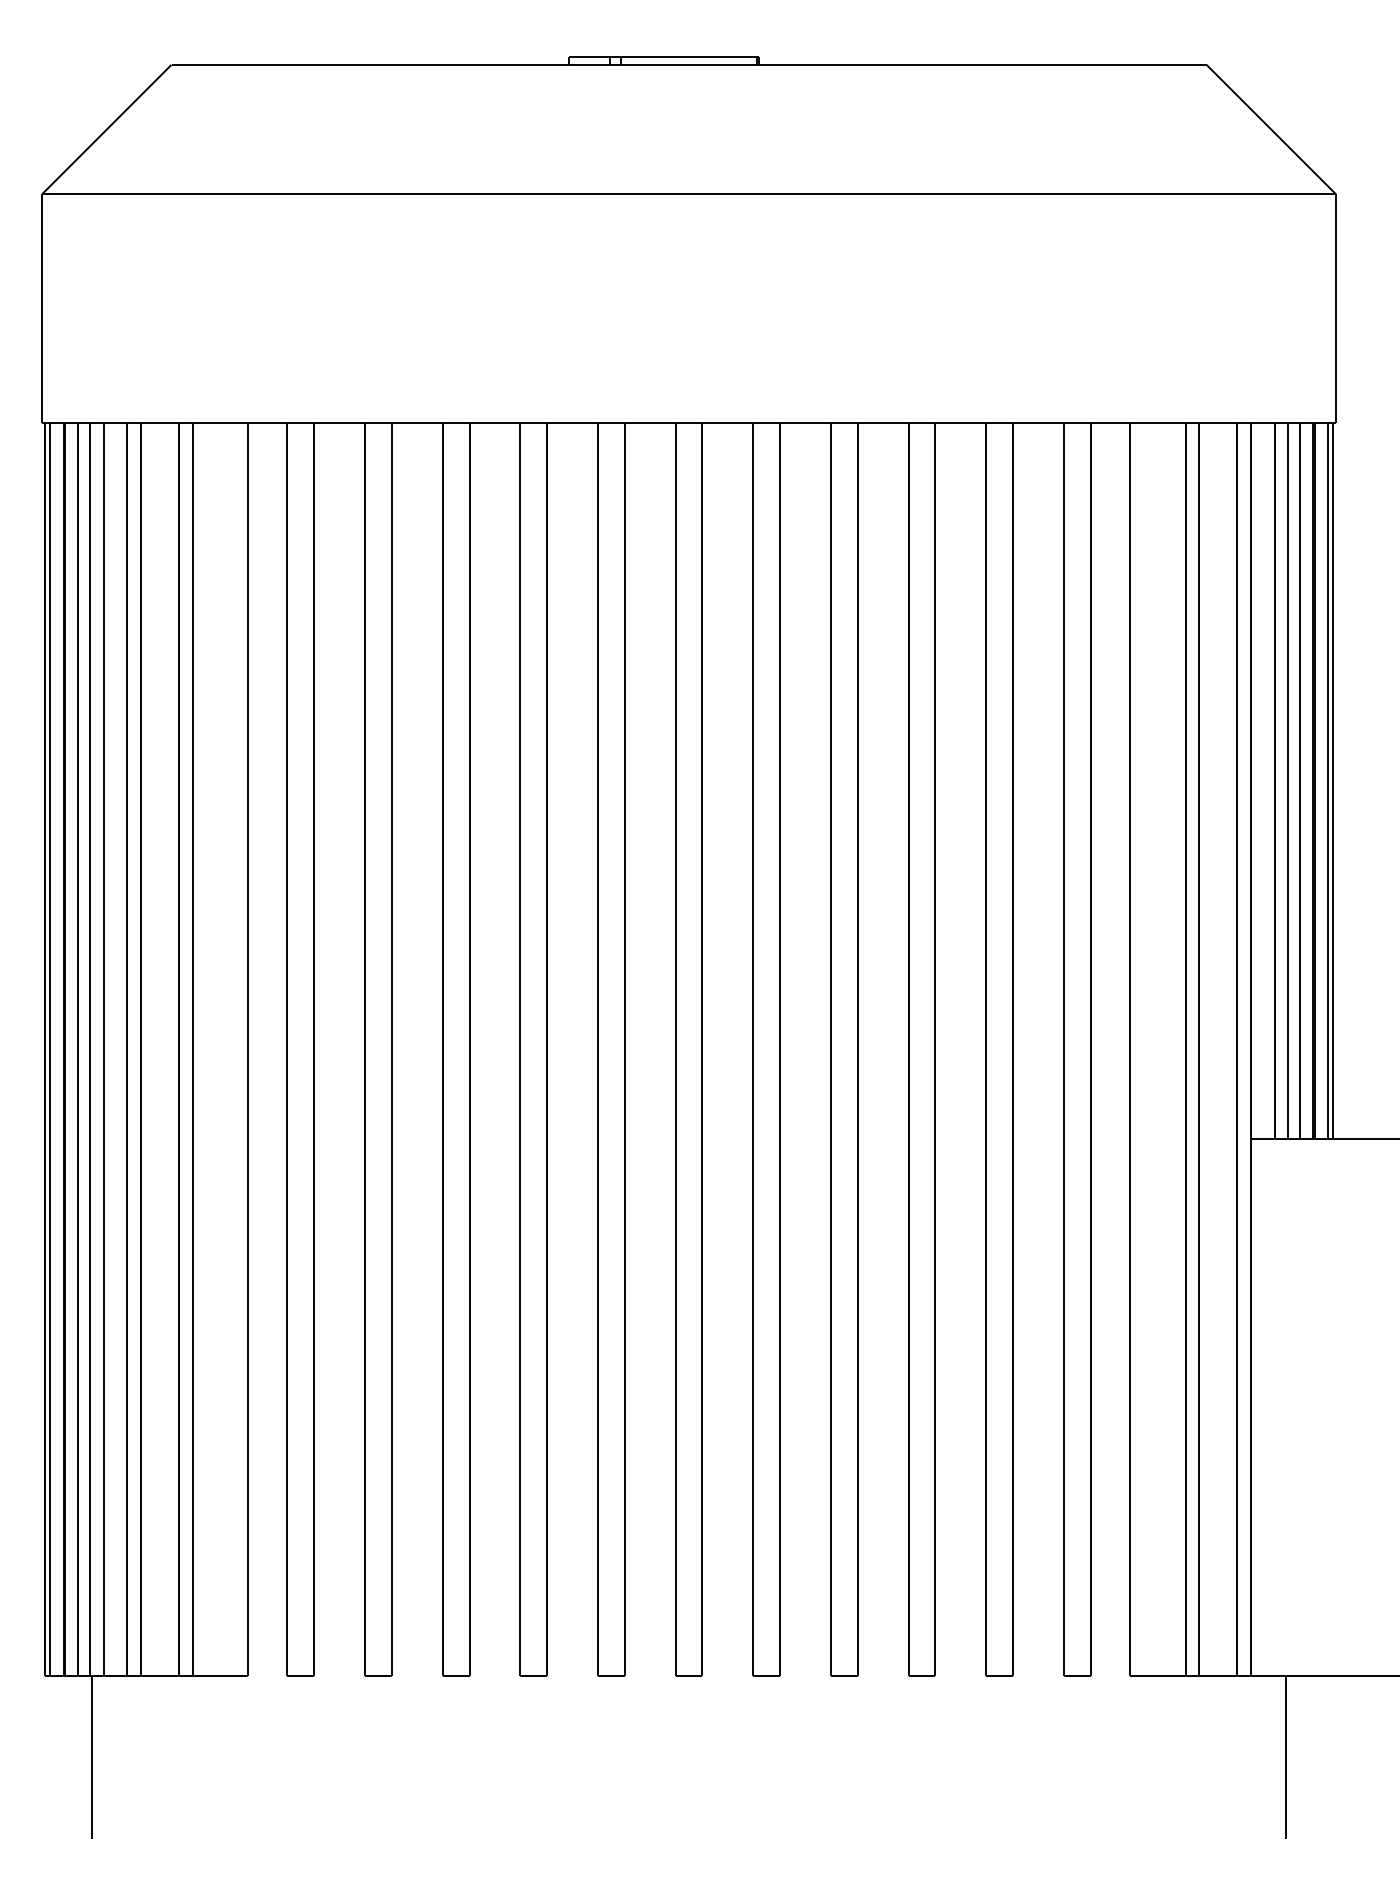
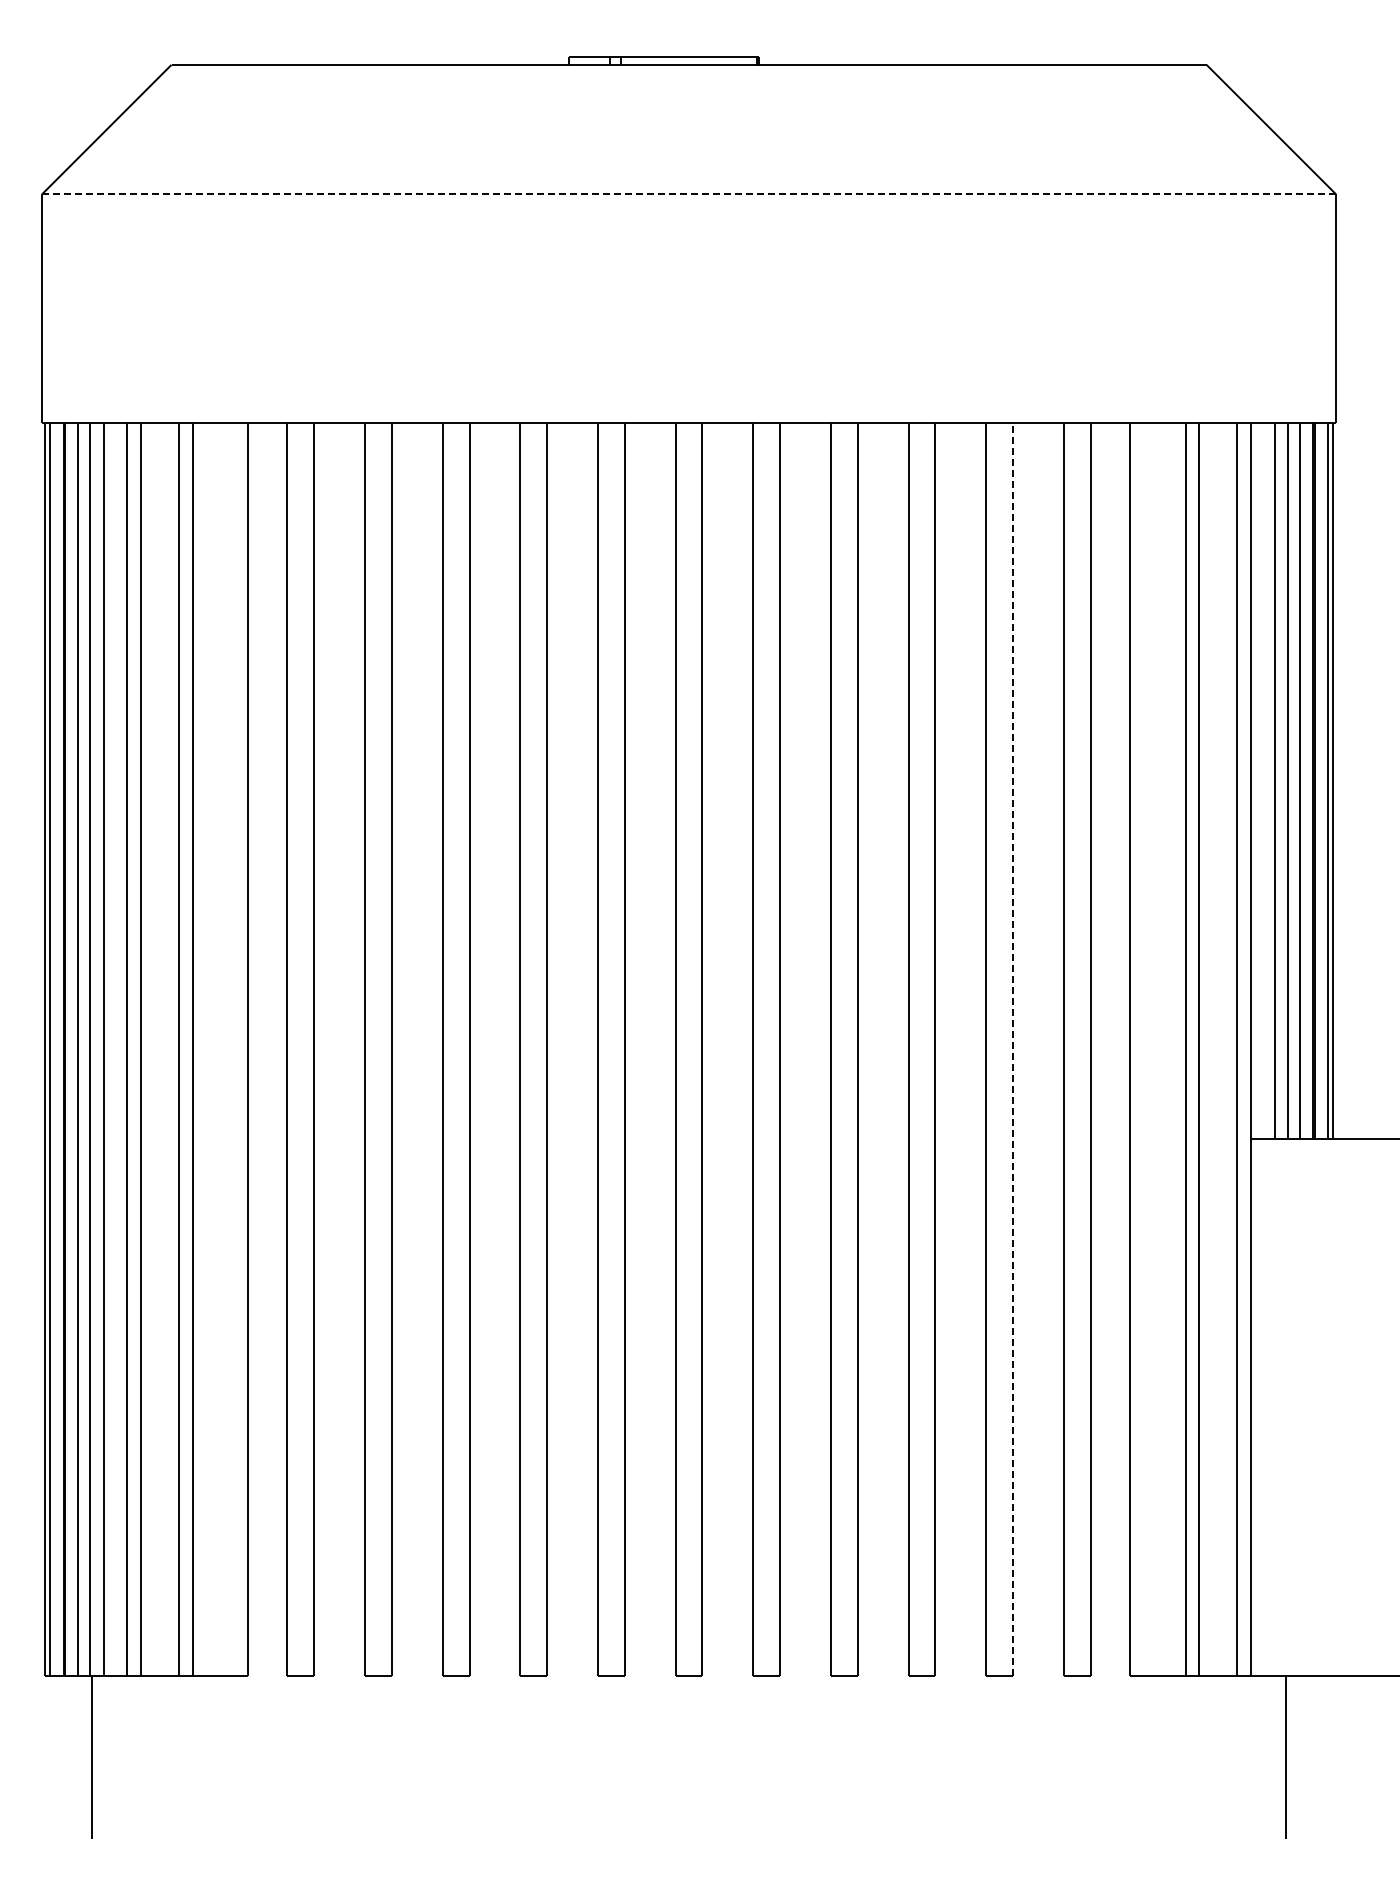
line: solid -> dashed (689, 194)
line: solid -> dashed (1013, 1049)
